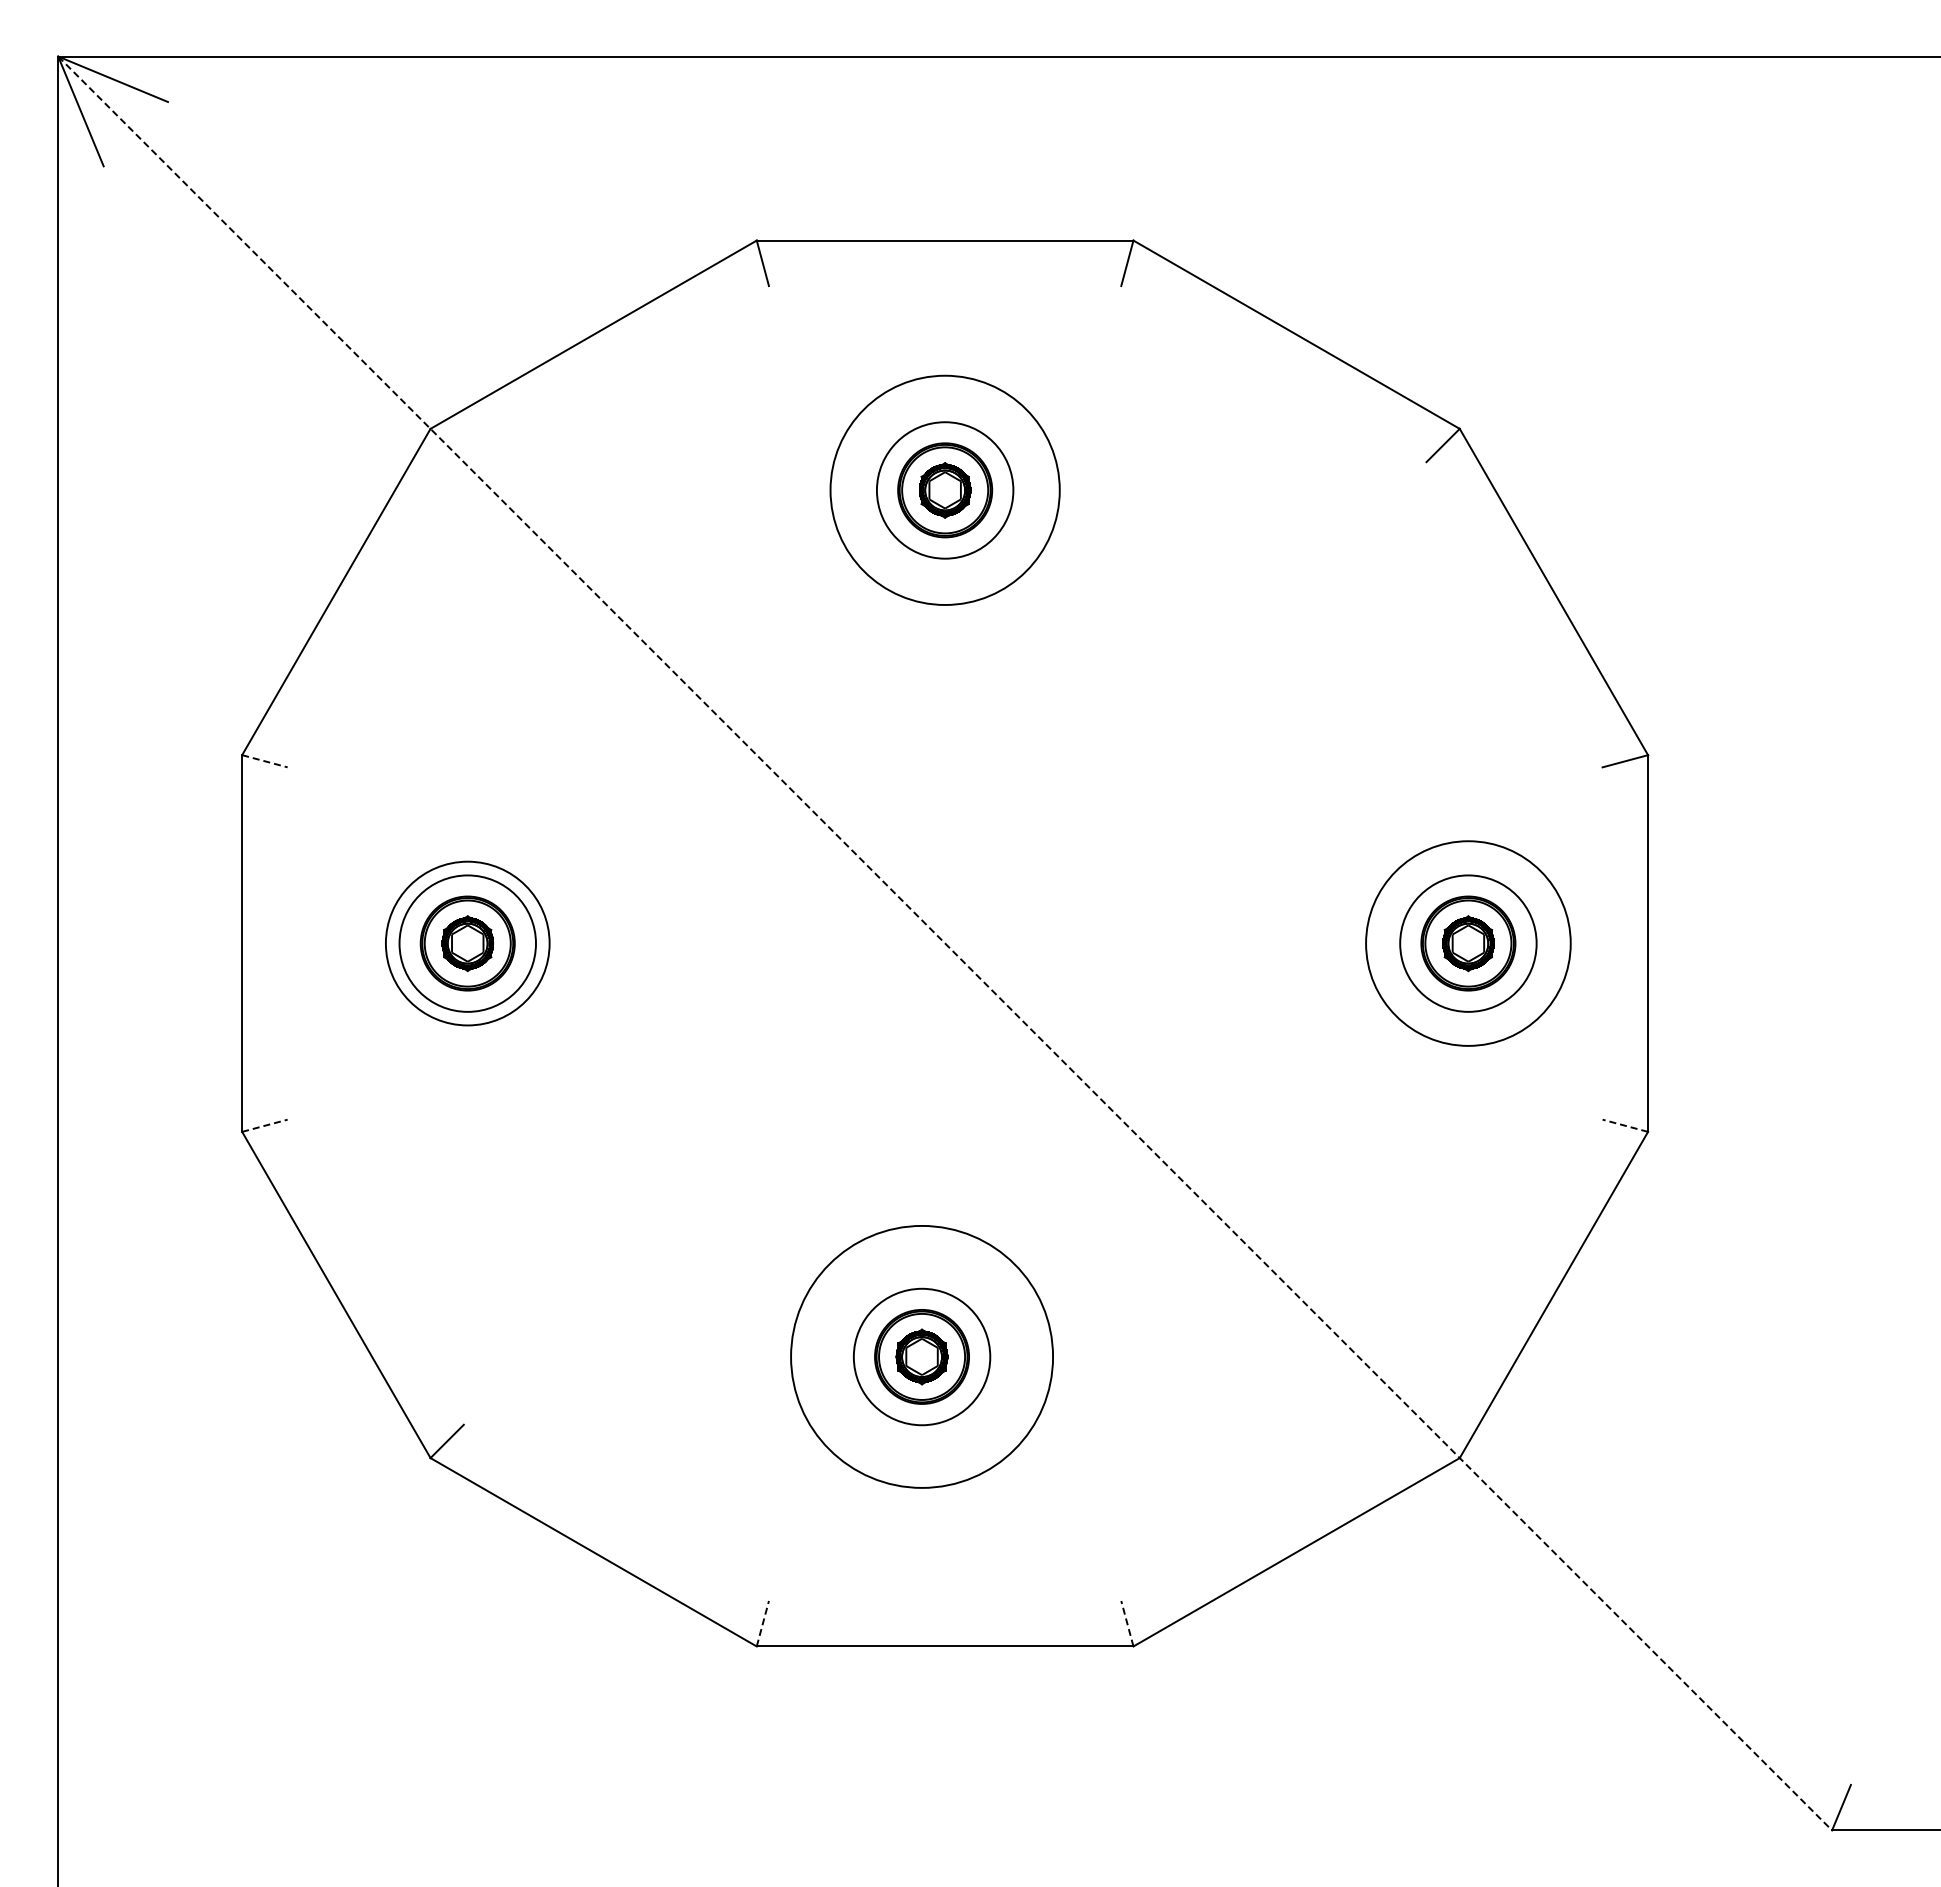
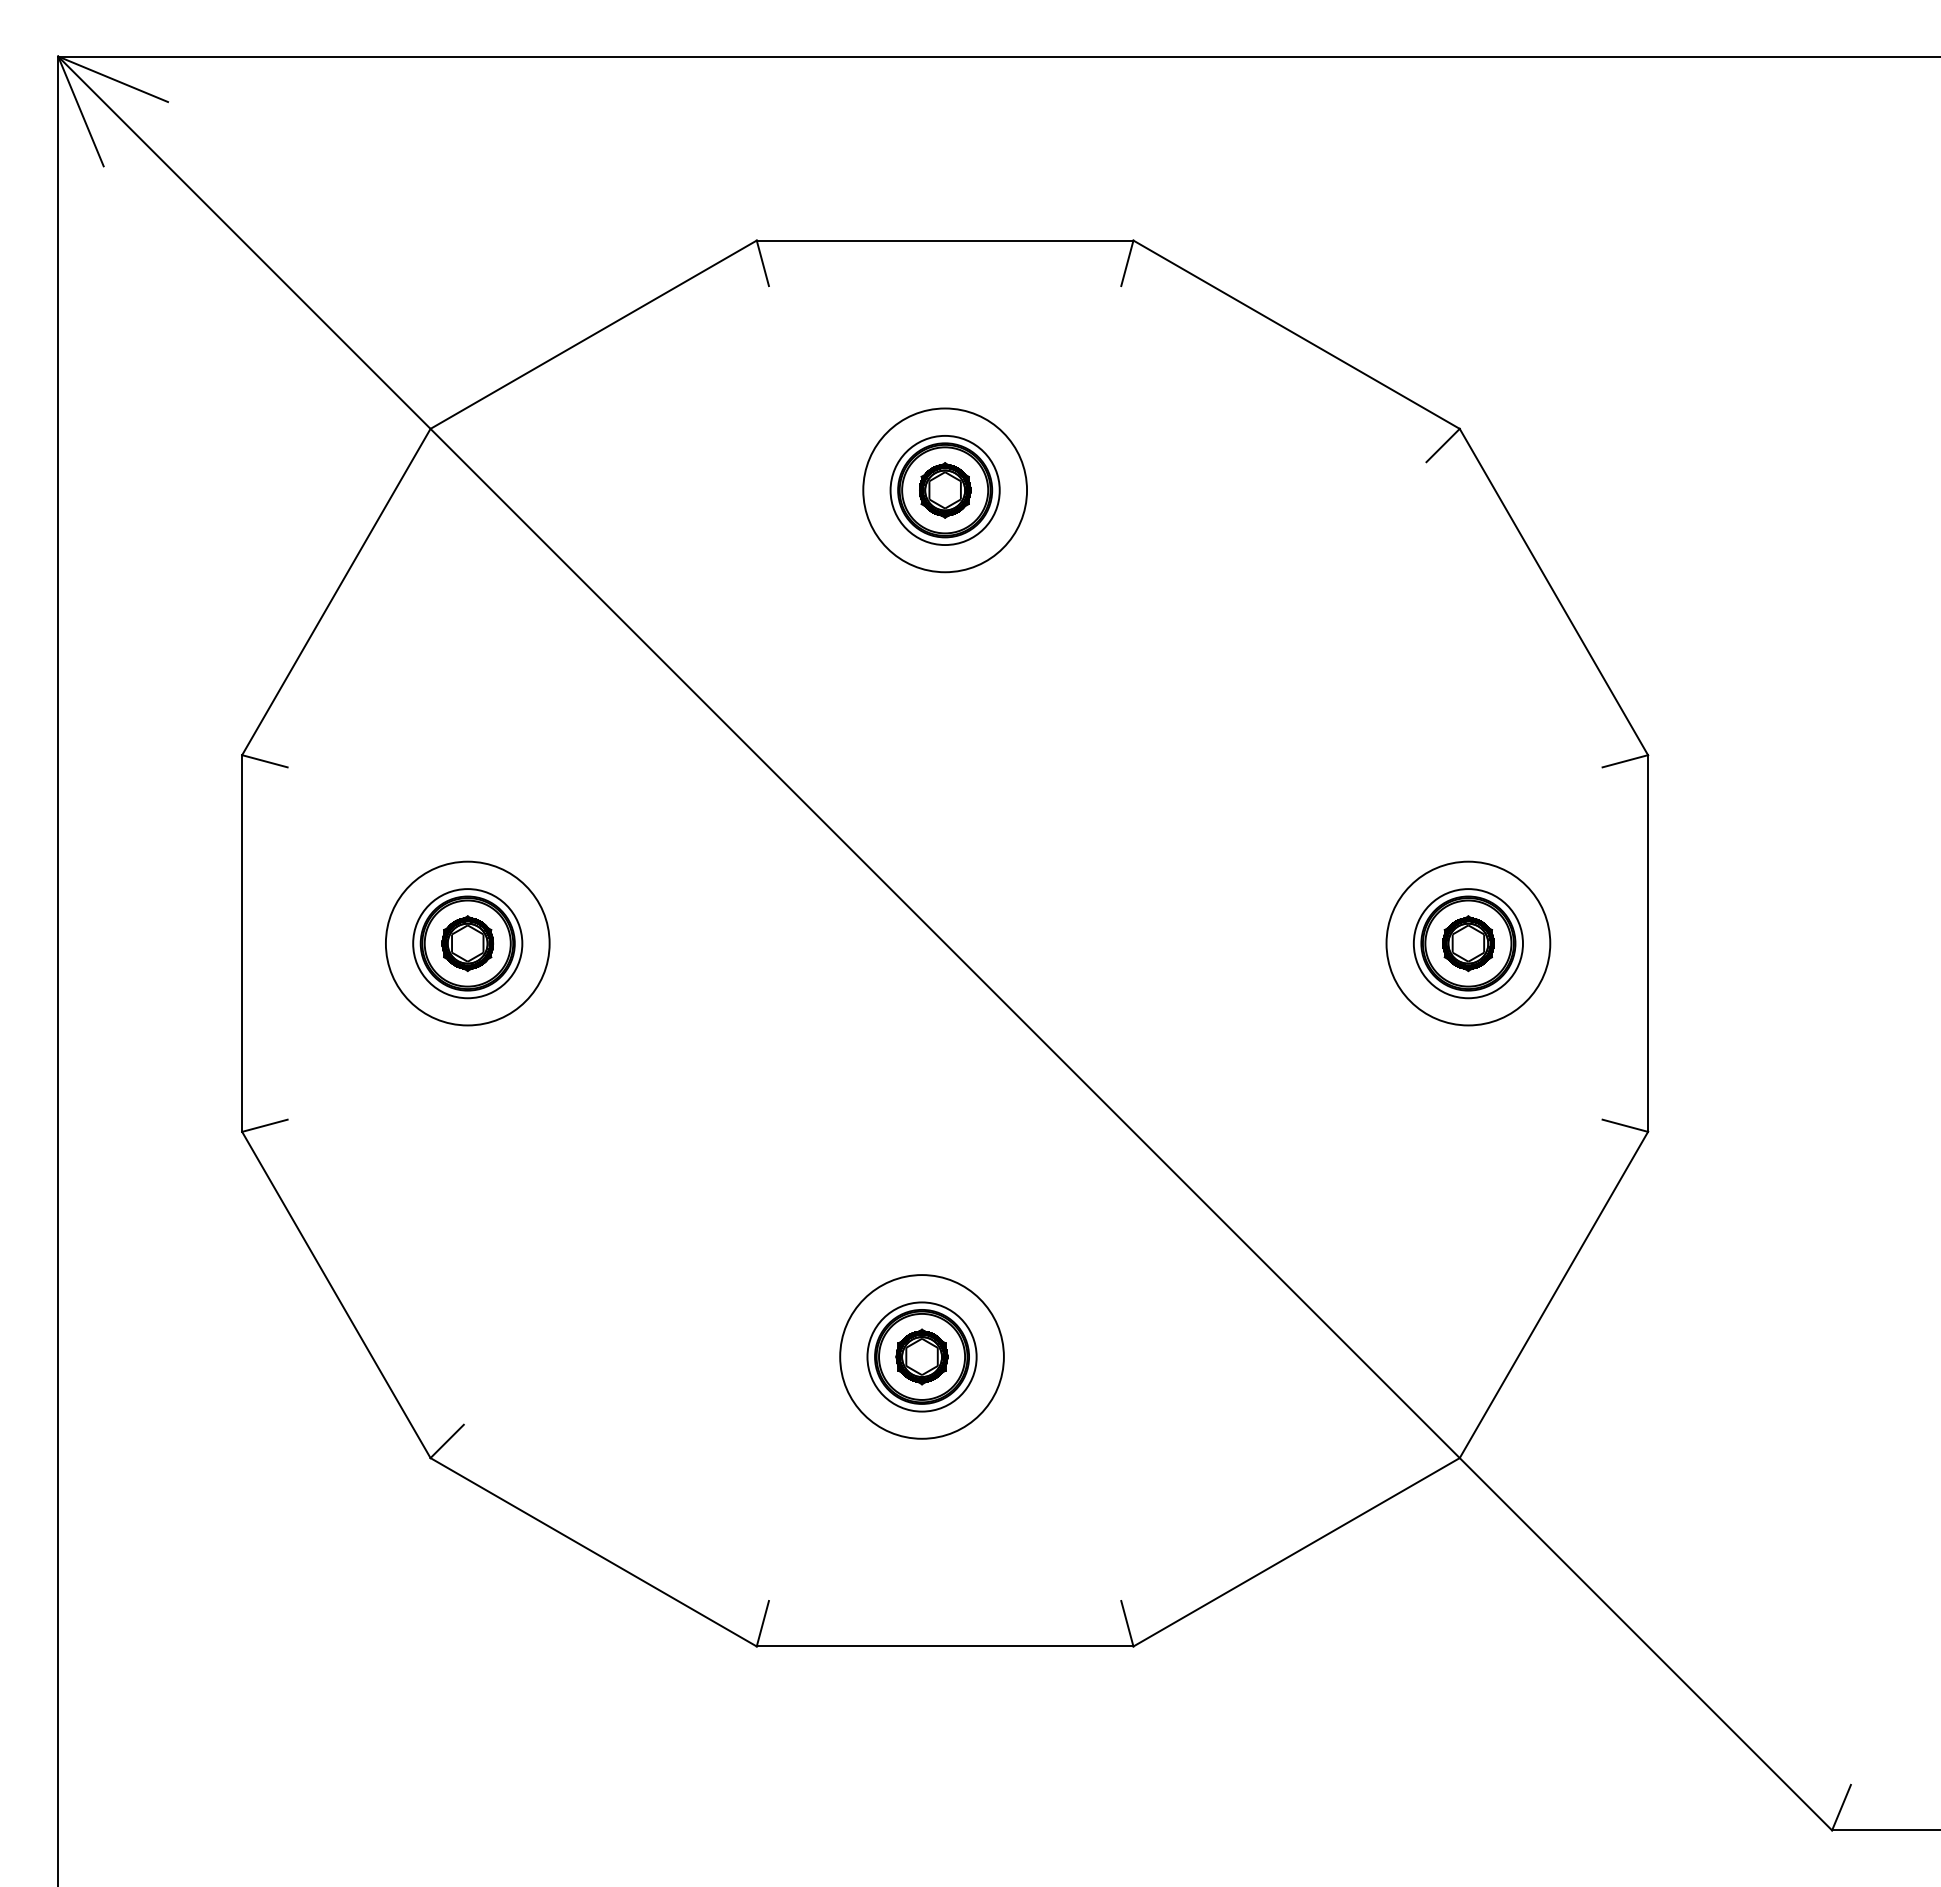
circle diameter: 229 px -> 164 px (945, 490)
circle diameter: 136 px -> 109 px (944, 490)
line: dashed -> solid (264, 761)
circle diameter: 136 px -> 109 px (467, 943)
line: dashed -> solid (945, 943)
circle diameter: 136 px -> 109 px (1467, 943)
circle diameter: 205 px -> 164 px (1468, 943)
line: dashed -> solid (264, 1125)
line: dashed -> solid (1625, 1125)
circle diameter: 136 px -> 109 px (921, 1356)
circle diameter: 262 px -> 164 px (921, 1356)
line: dashed -> solid (762, 1623)
line: dashed -> solid (1127, 1623)
